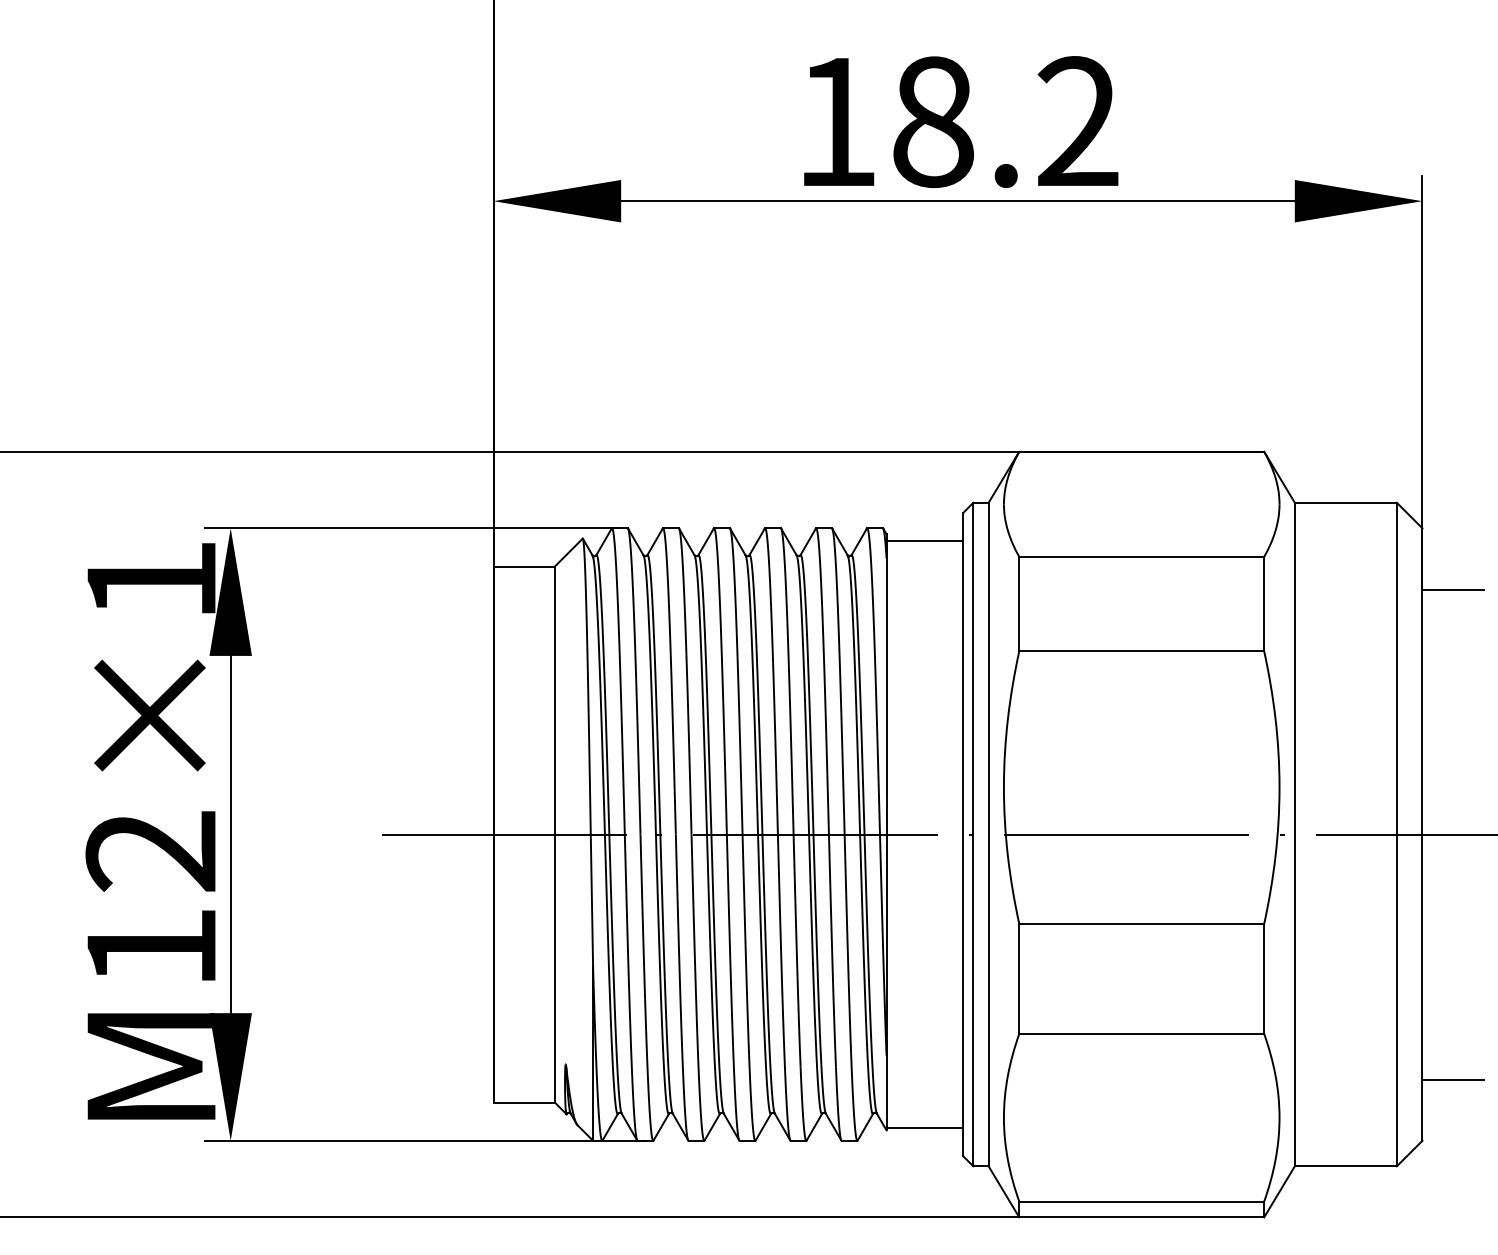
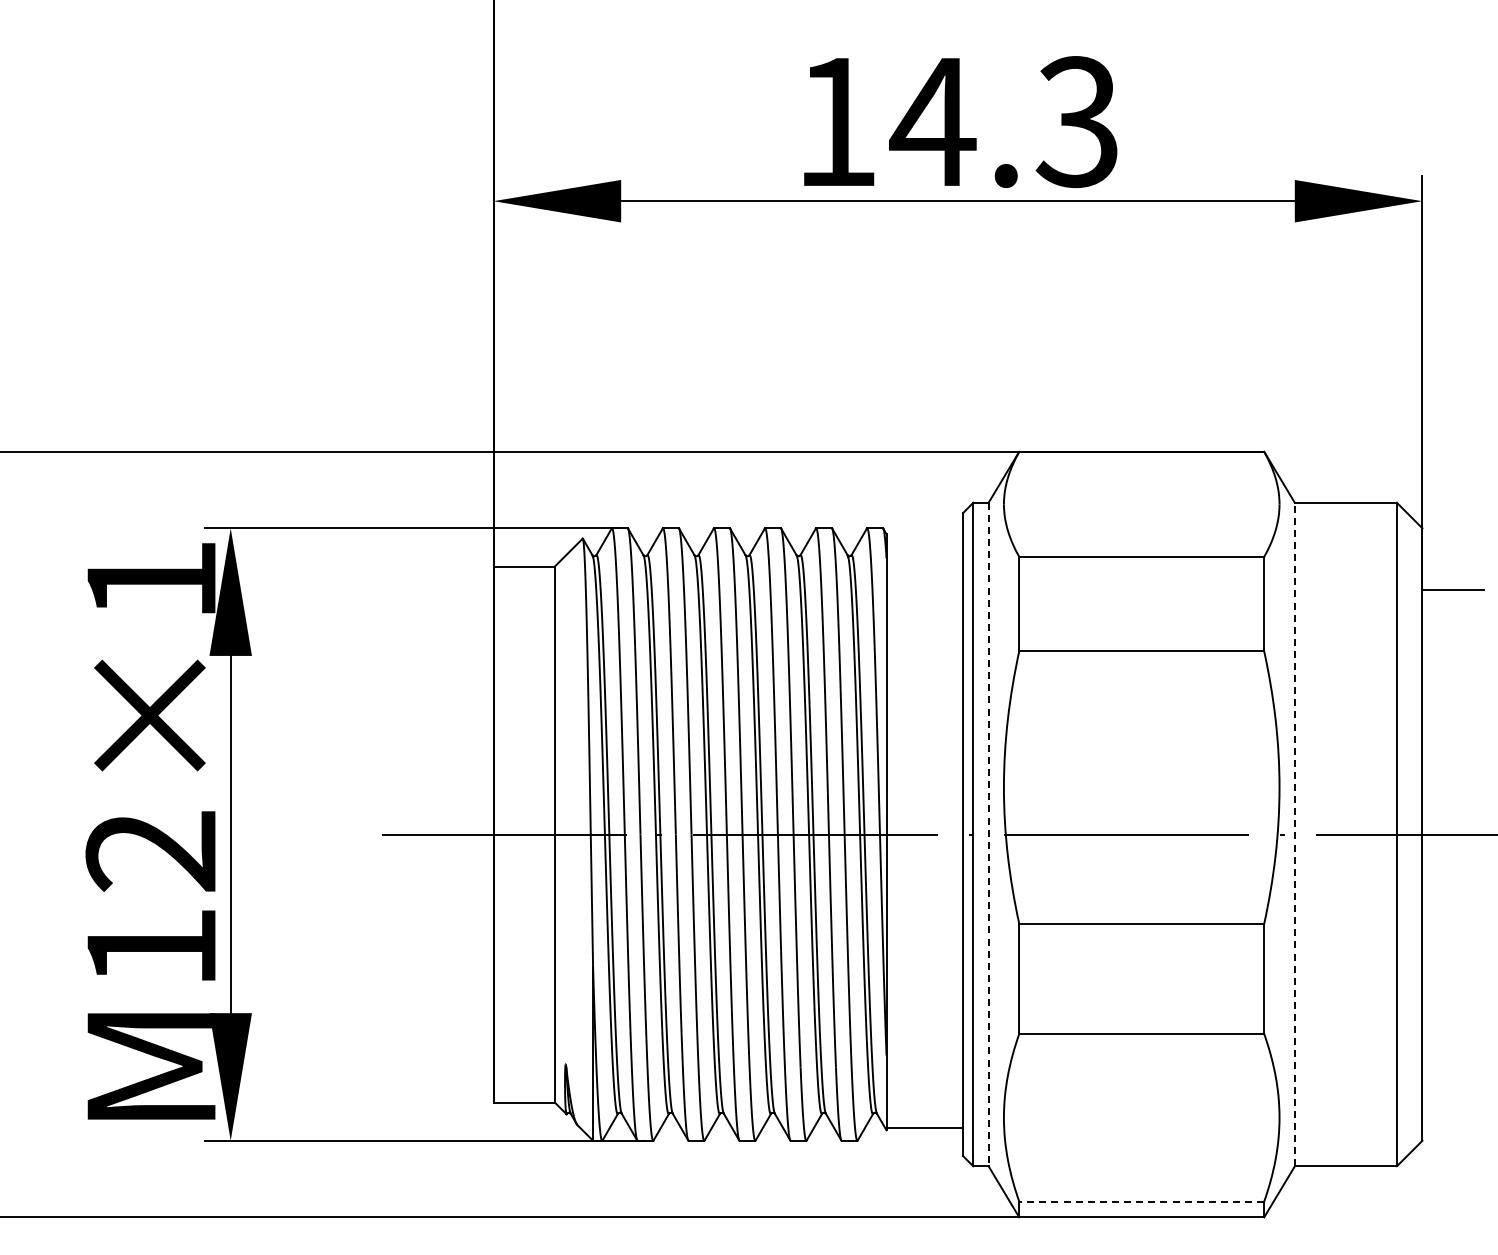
text: 18.2 -> 14.3 (1003, 122)
line: present -> none (924, 541)
line: solid -> dashed (988, 834)
line: solid -> dashed (1294, 834)
line: present -> none (1452, 1079)
line: solid -> dashed (1141, 1201)
